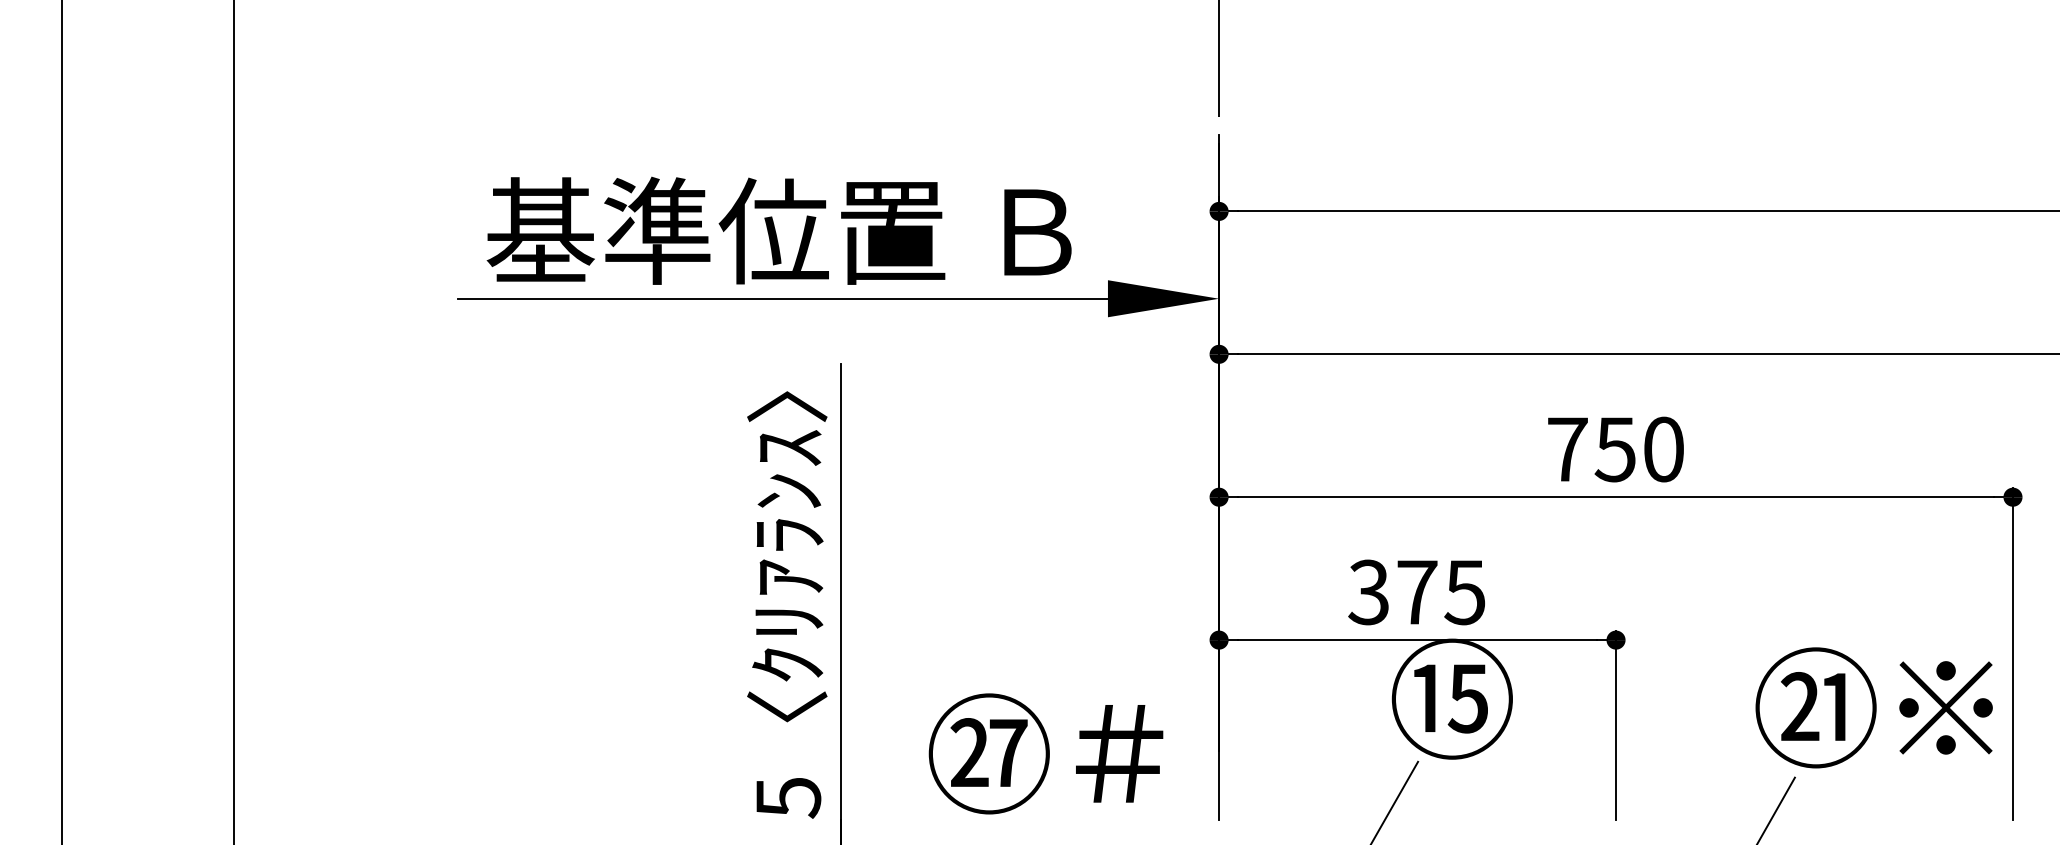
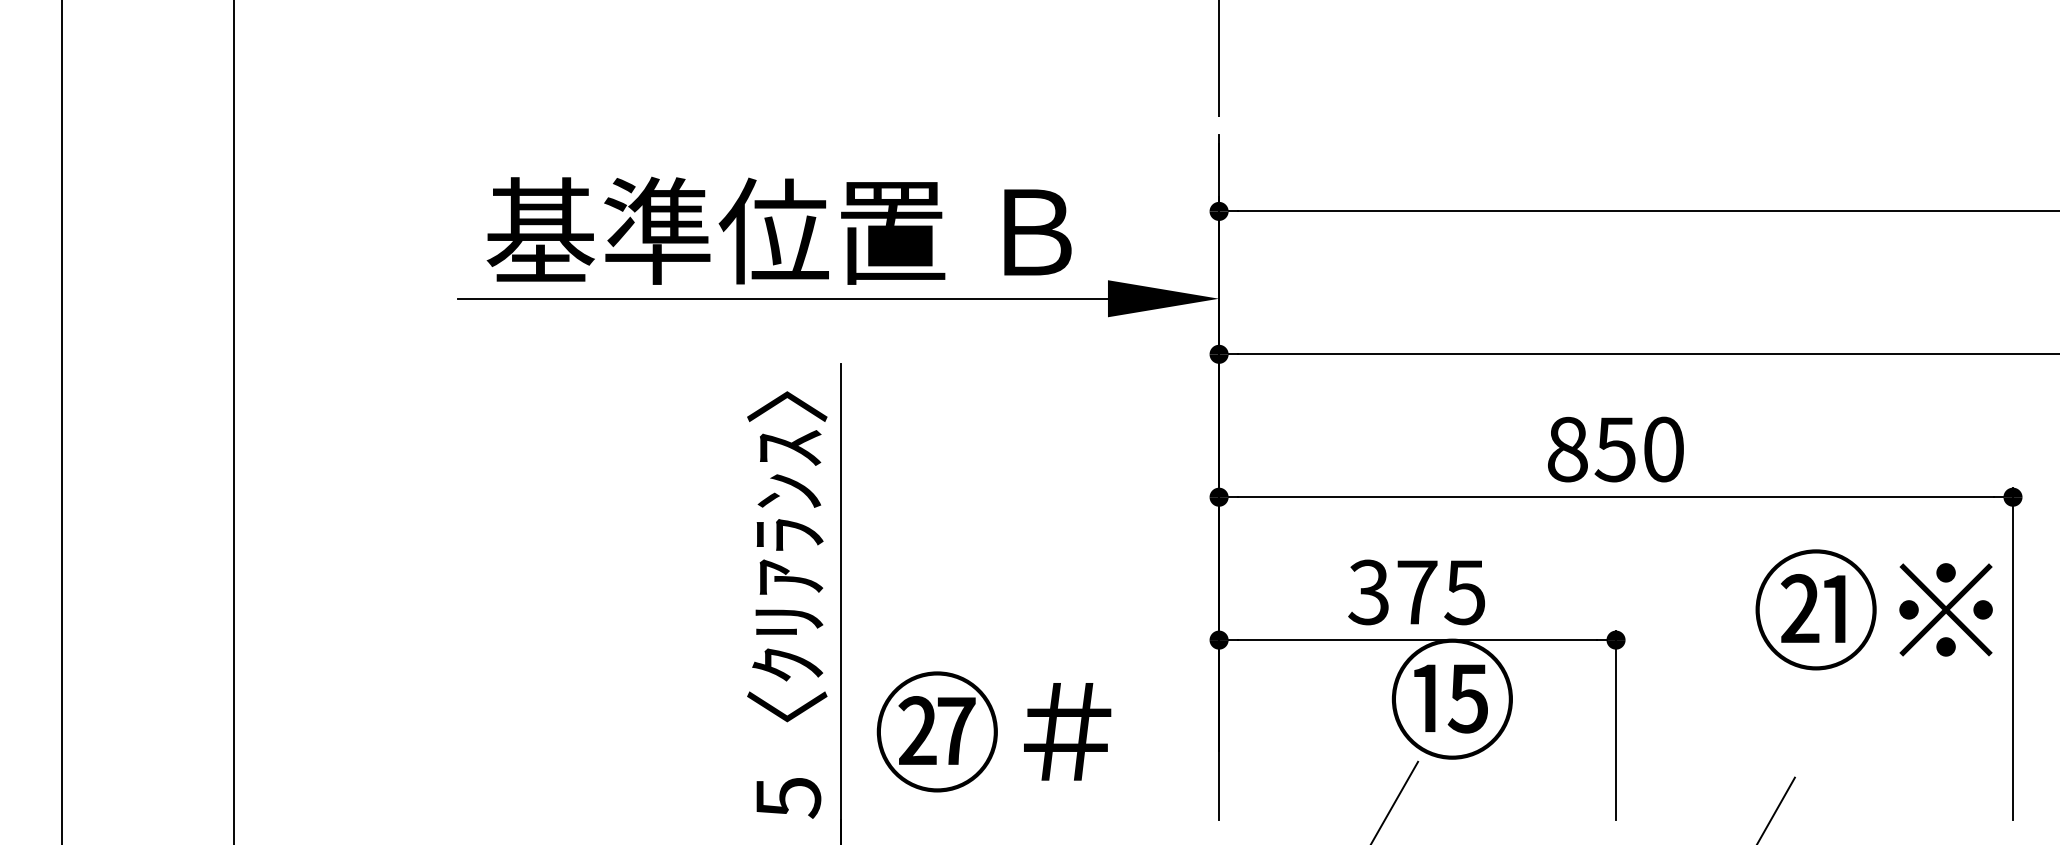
text: 750 -> 850 (1567, 449)
text position: (1873, 707) -> (1873, 609) (1873, 609)
text position: (1045, 753) -> (993, 731) (993, 731)
